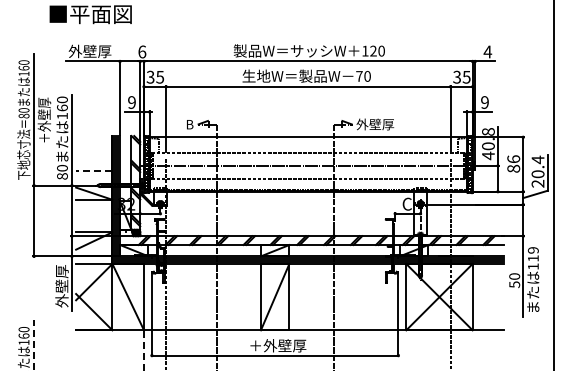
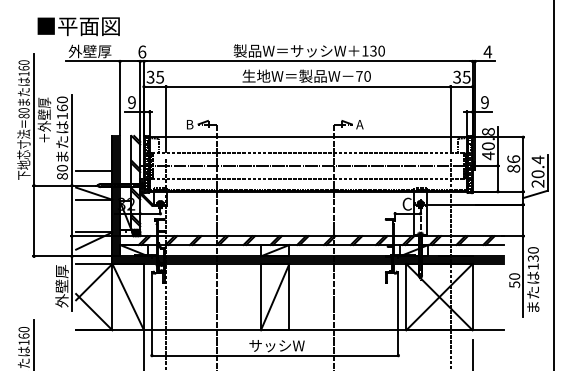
text position: (90, 14) -> (78, 26) (78, 26)
text: 120 -> 130 (373, 51)
text: 外壁厚 -> A (375, 124)
line: dashed -> solid (93, 171)
text: 119 -> 130 (532, 254)
line: dashed -> solid (34, 345)
text: ＋外壁厚 -> サッシW (277, 345)
line: dashed -> solid (144, 350)
line: none -> present (472, 353)
